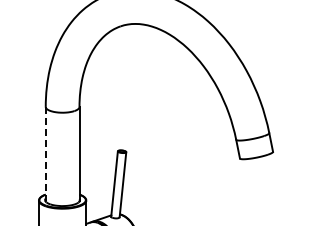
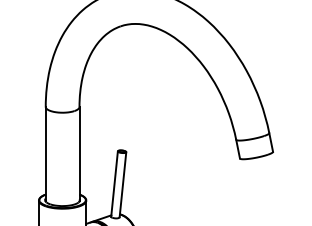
line: dashed -> solid (45, 154)
